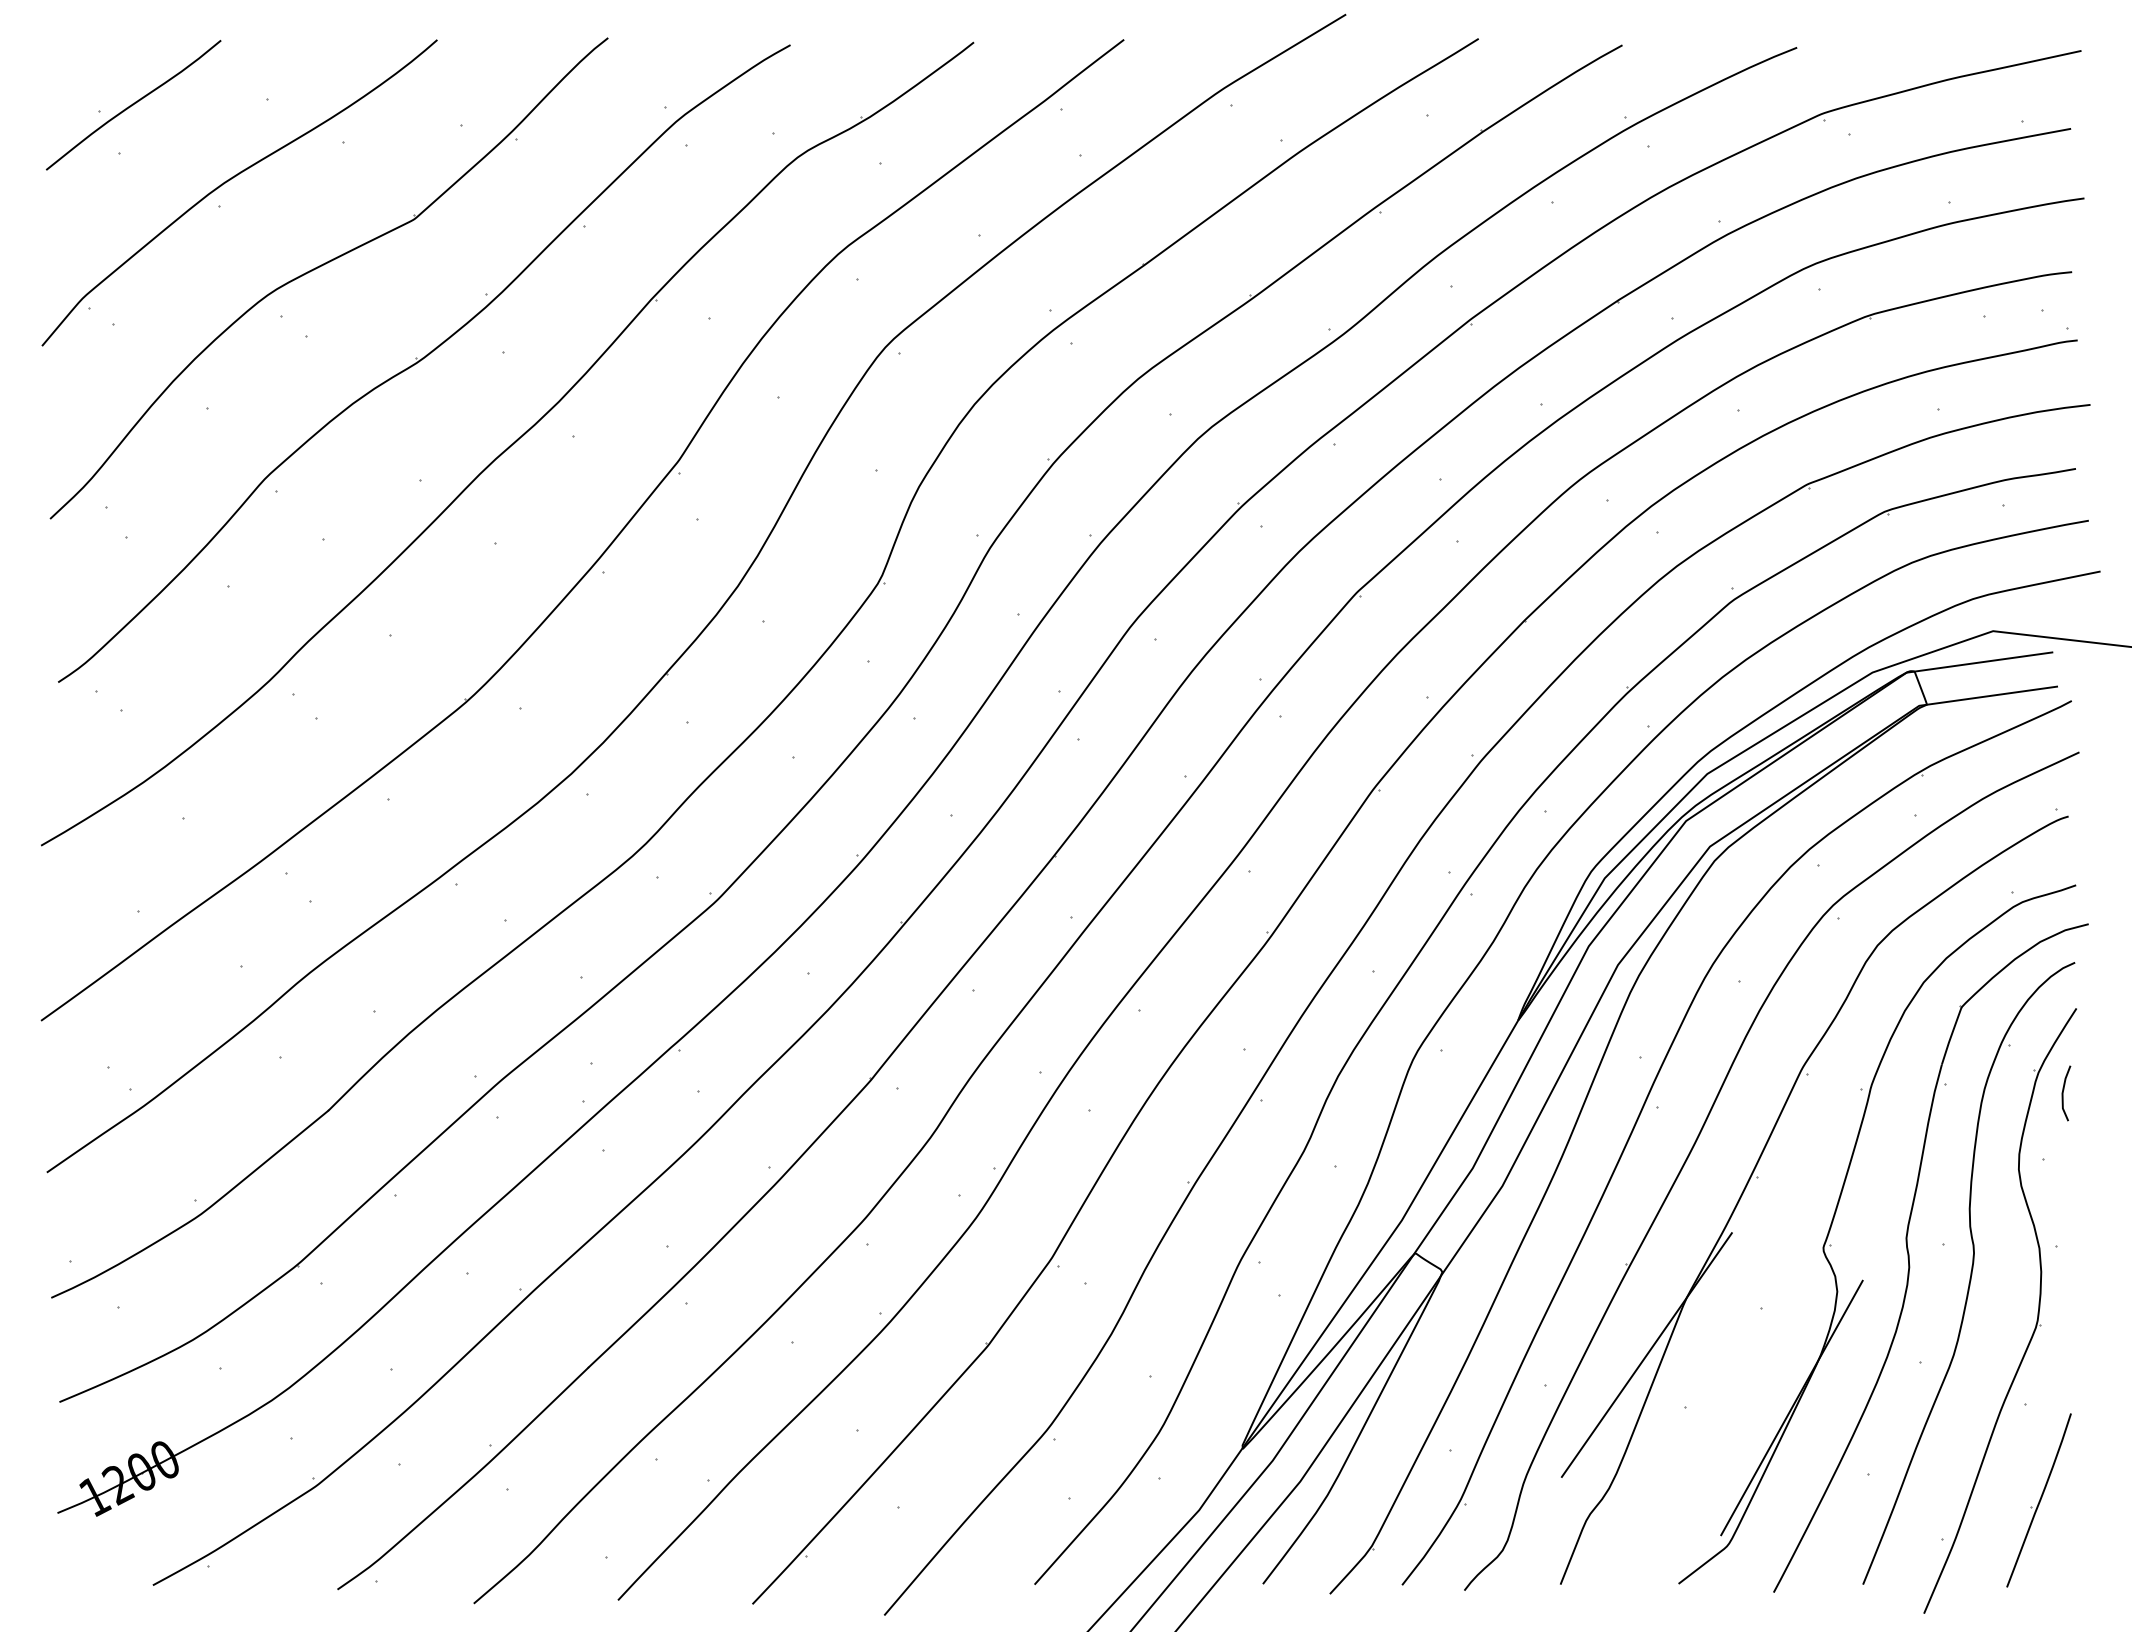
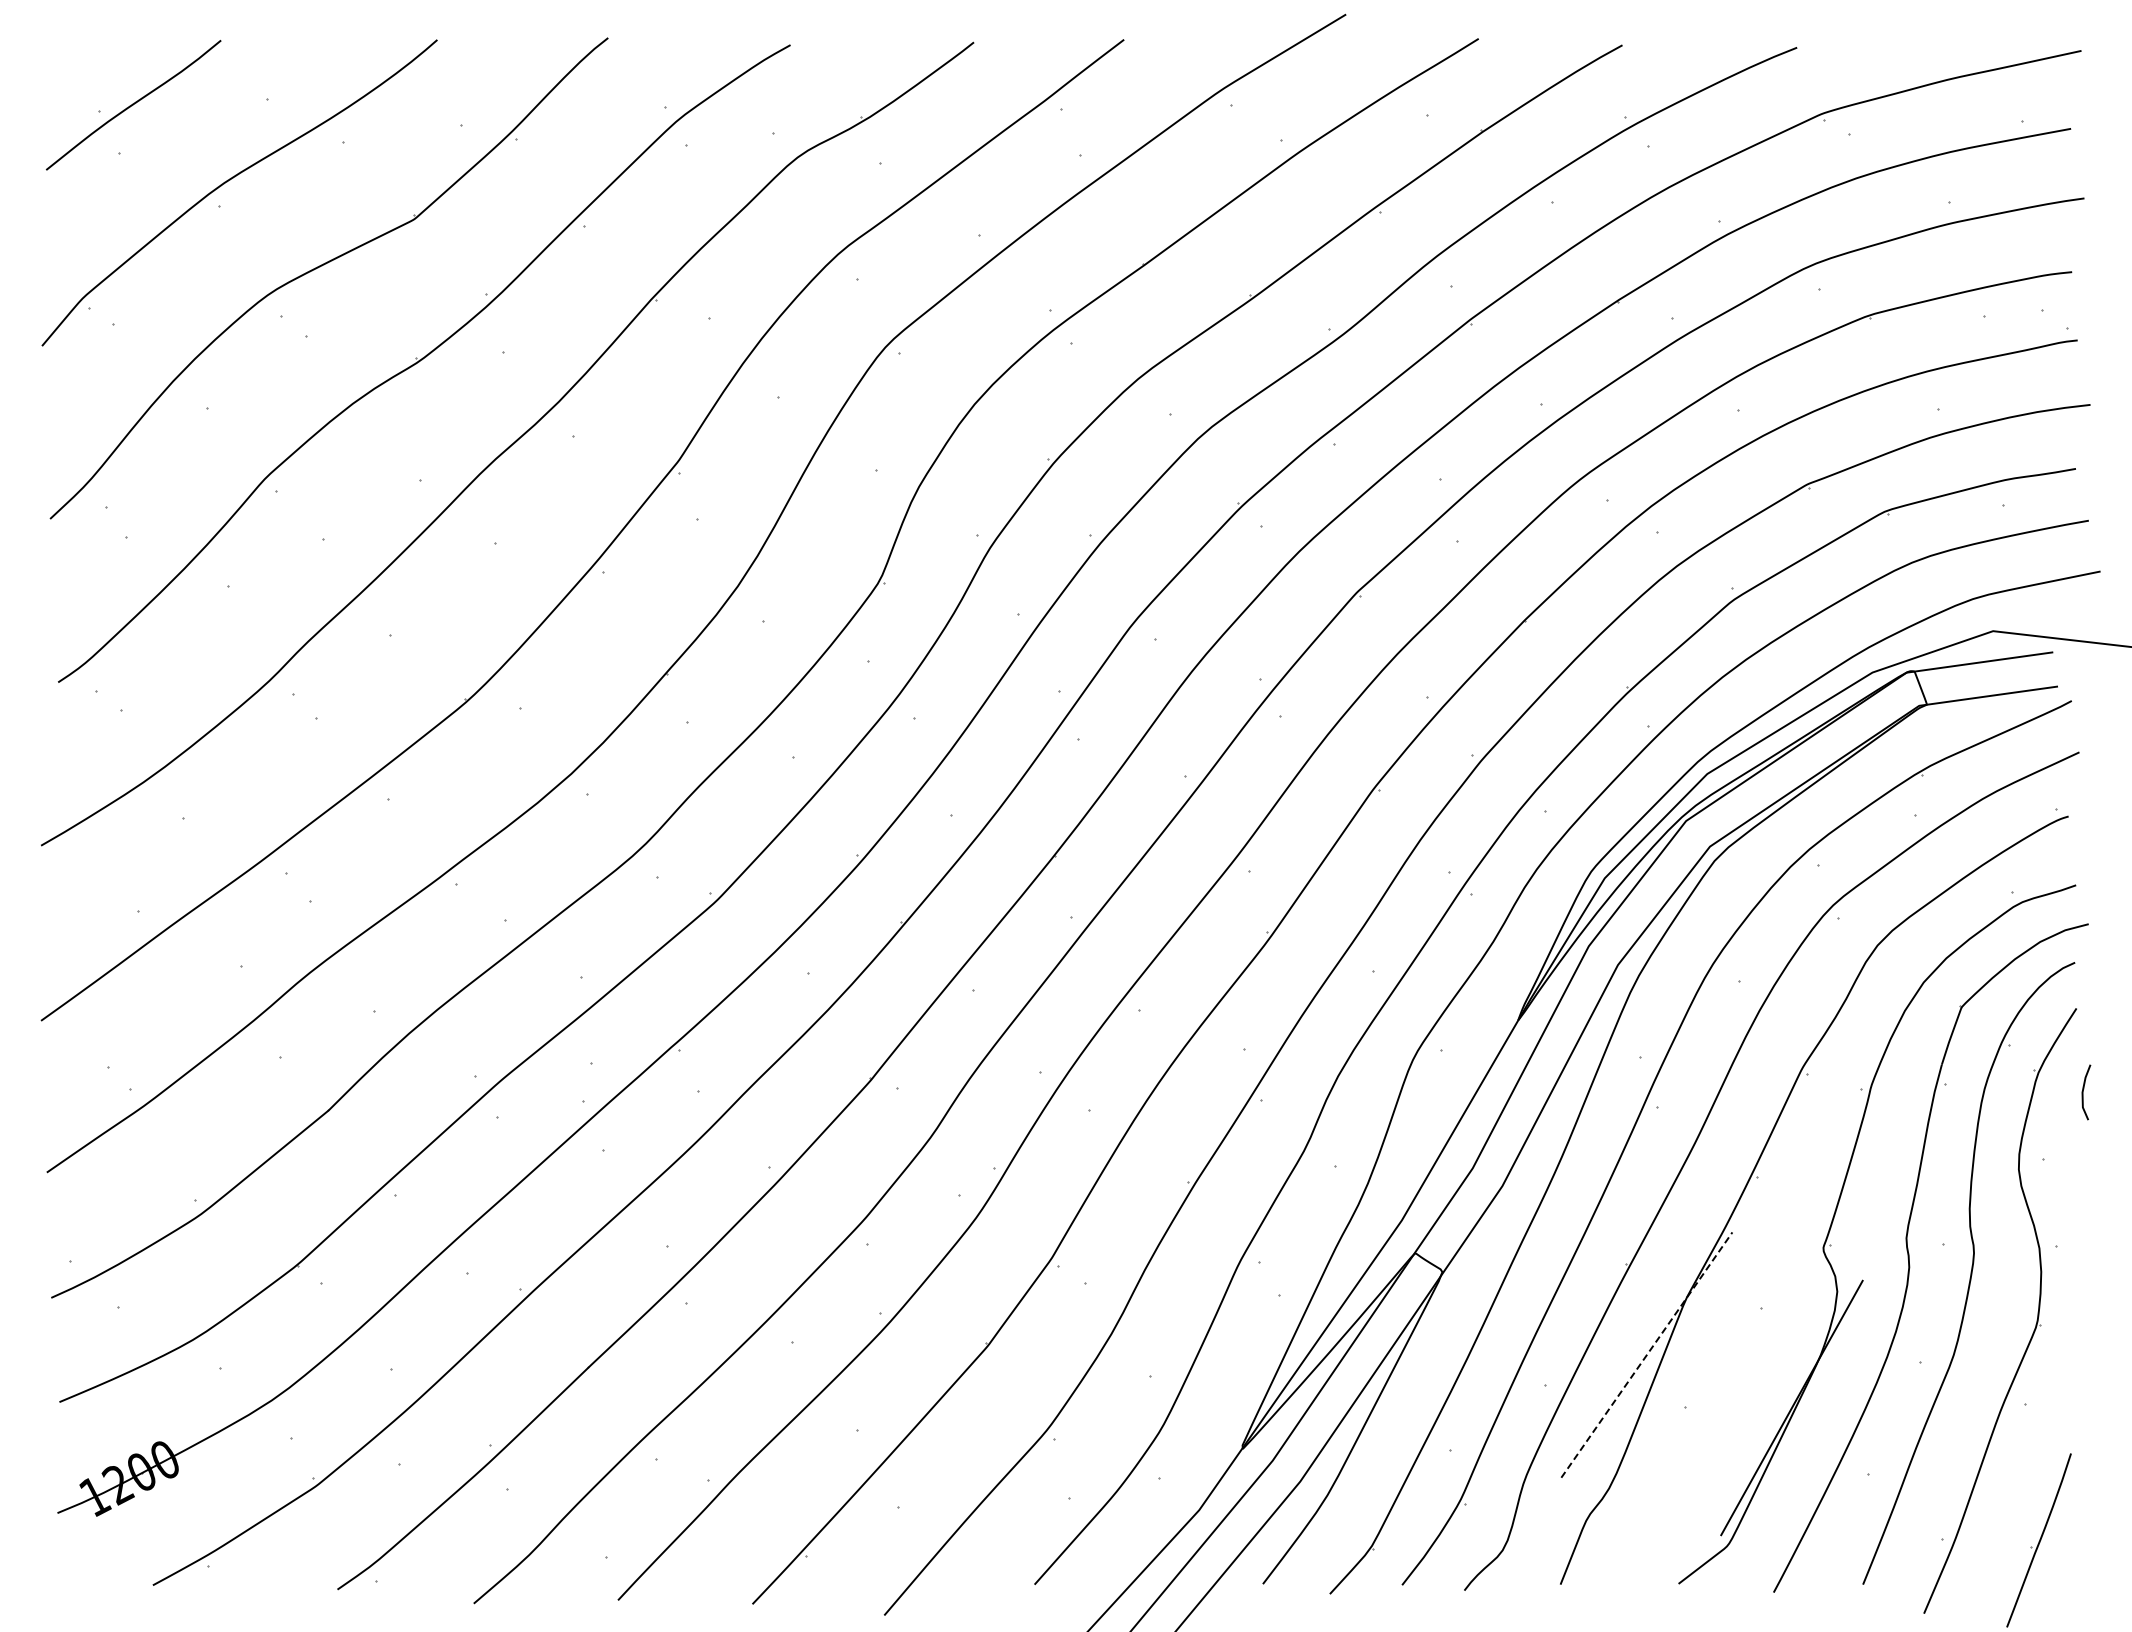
line position: (2063, 1093) -> (2083, 1092) (2083, 1092)
line: solid -> dashed (1646, 1355)
part position: (2038, 1500) -> (2038, 1540) (2038, 1540)
